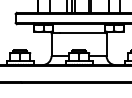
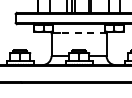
line: solid -> dashed (82, 33)
